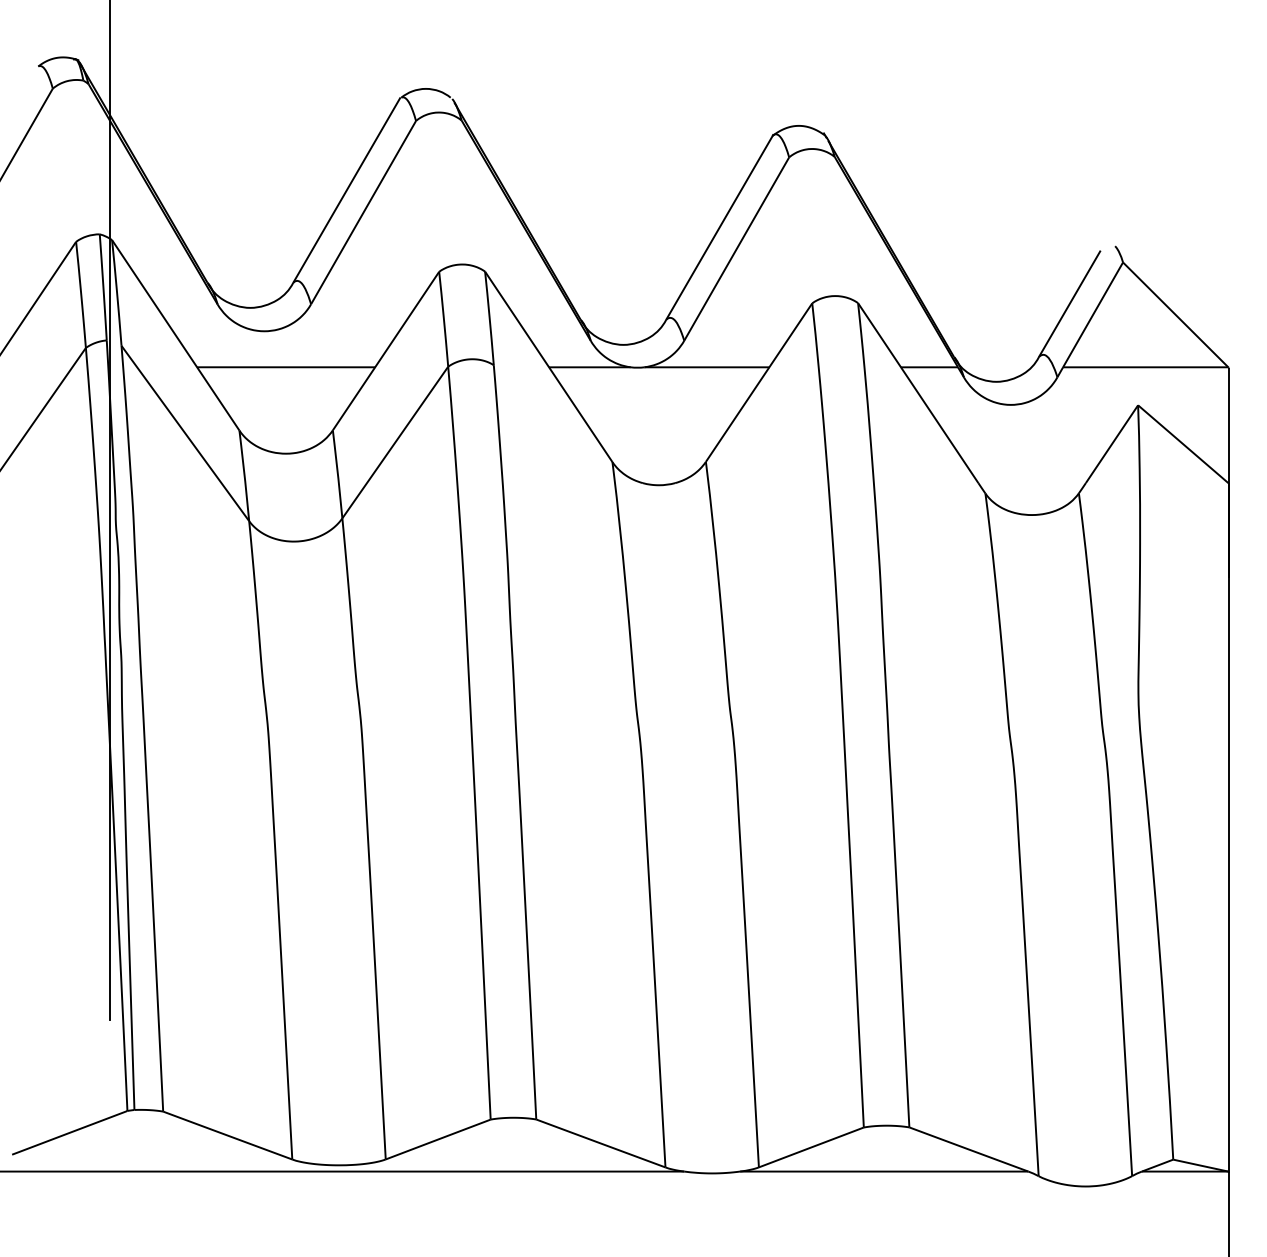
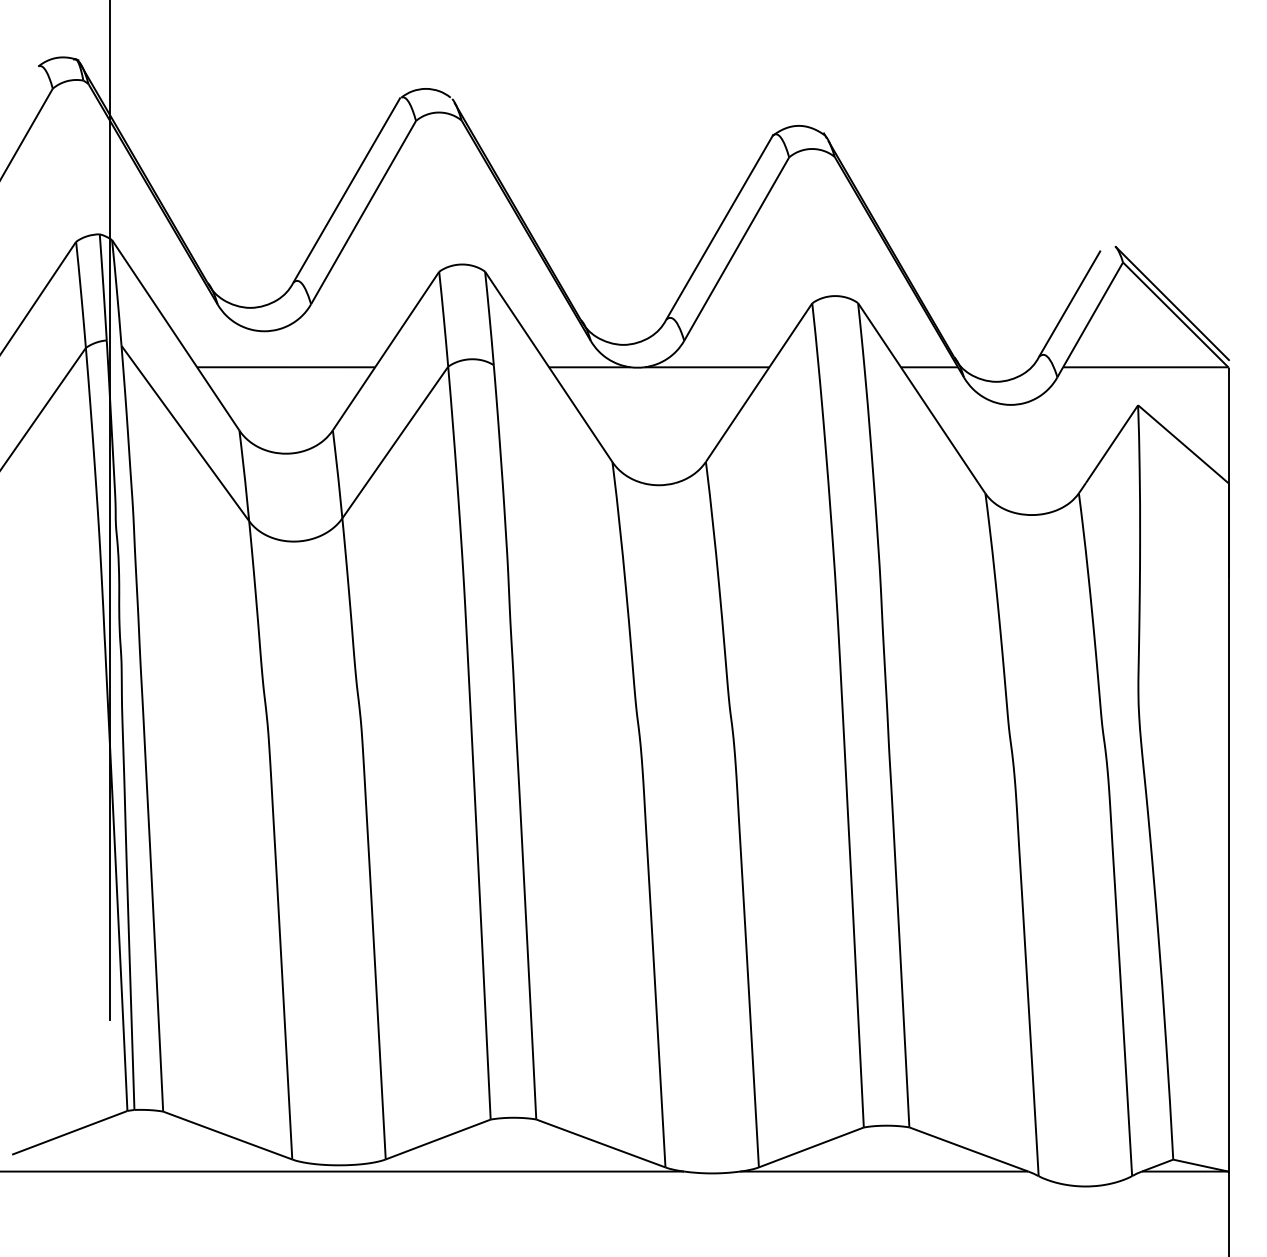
line: none -> present (1172, 303)
